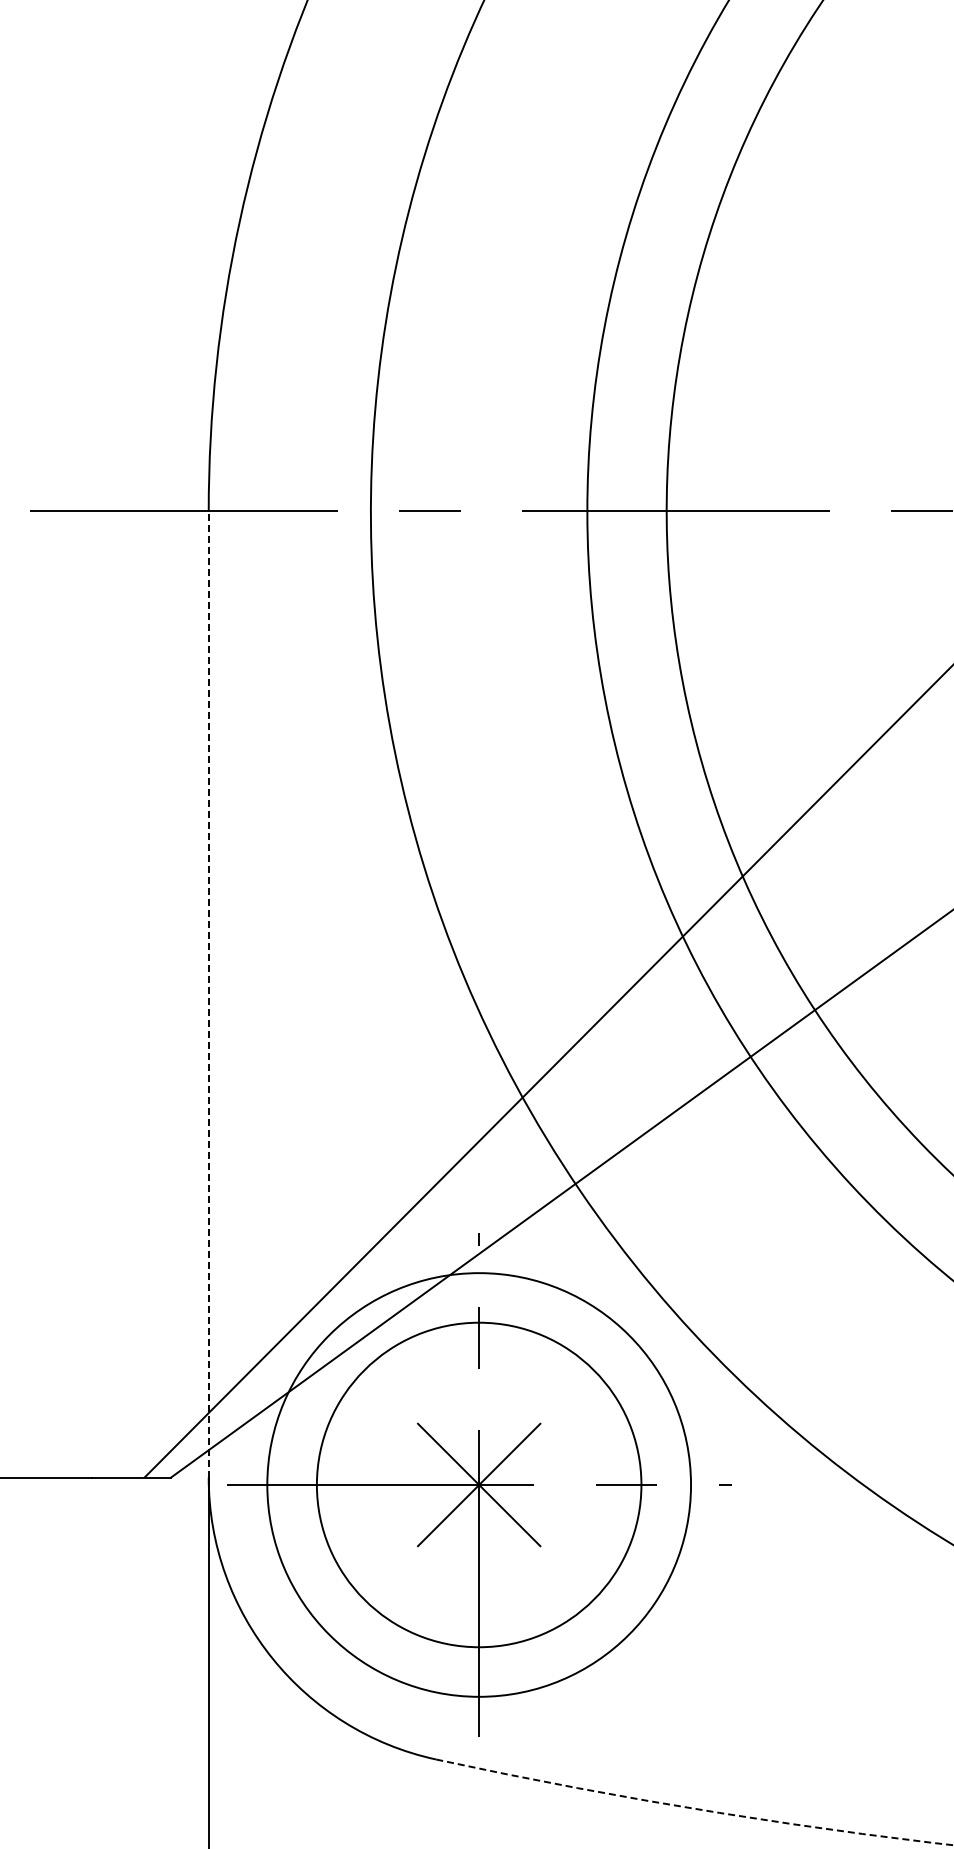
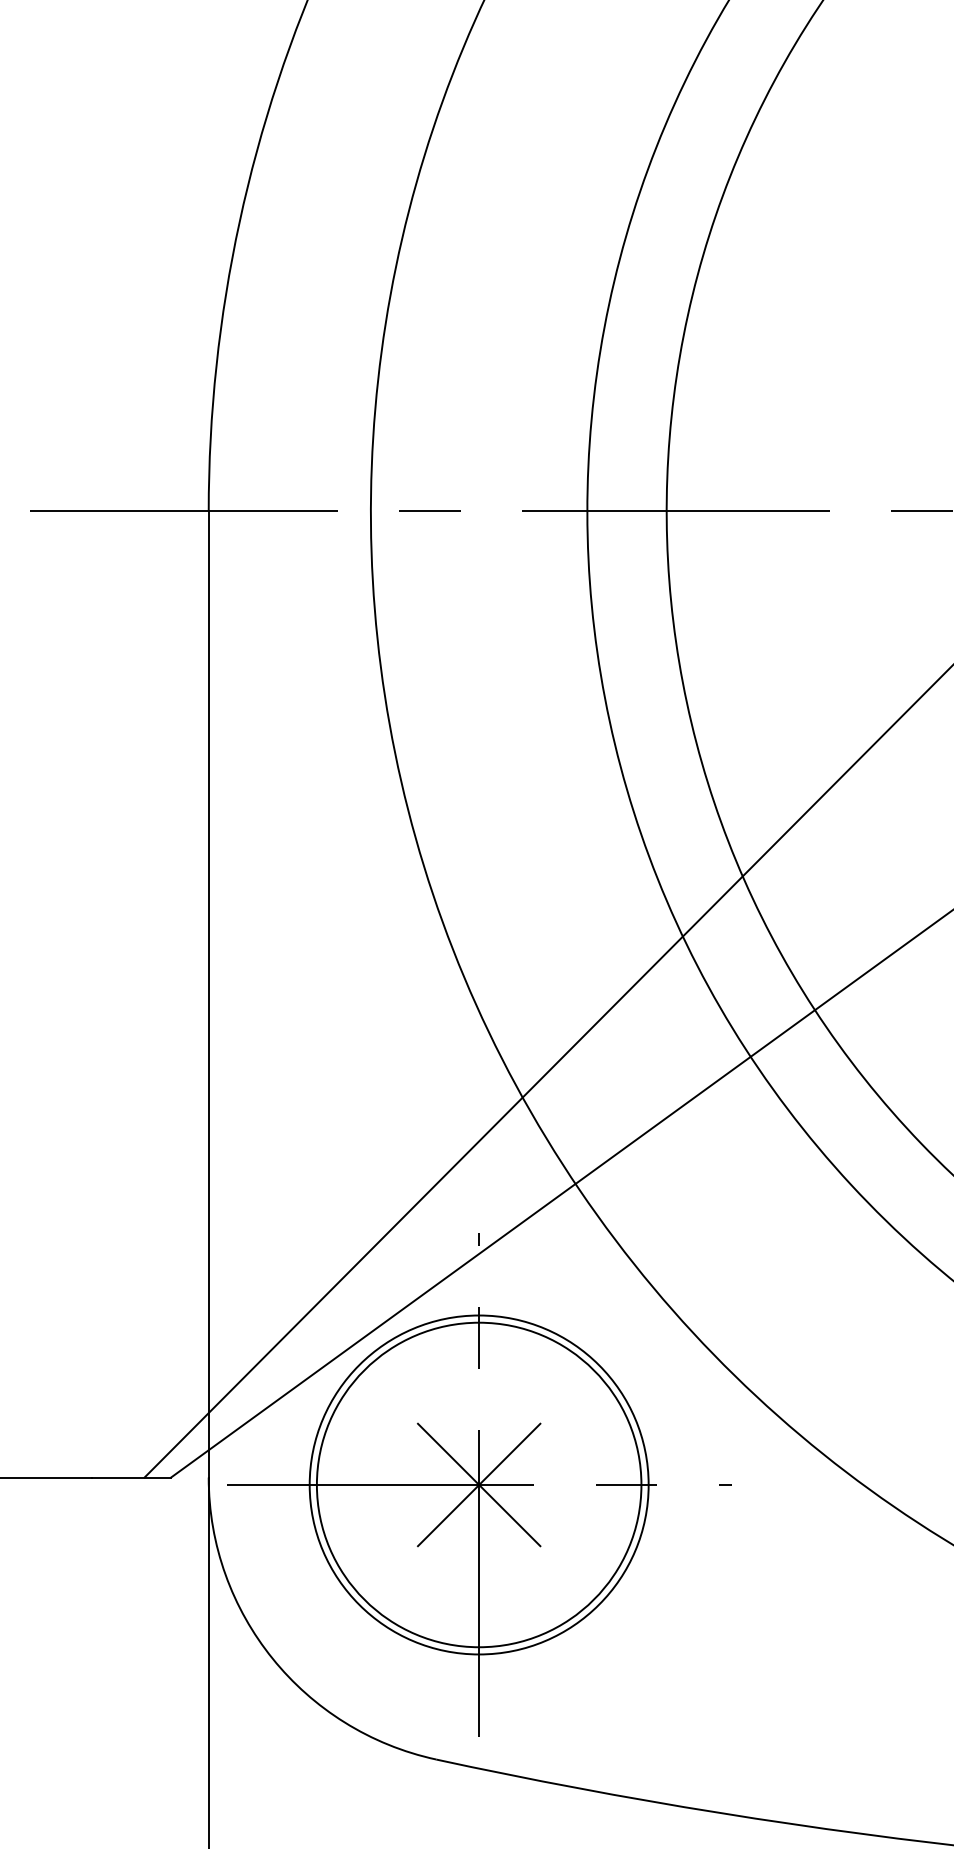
line: dashed -> solid (208, 993)
circle diameter: 424 px -> 339 px (478, 1484)
arc: dashed -> solid (694, 1808)
